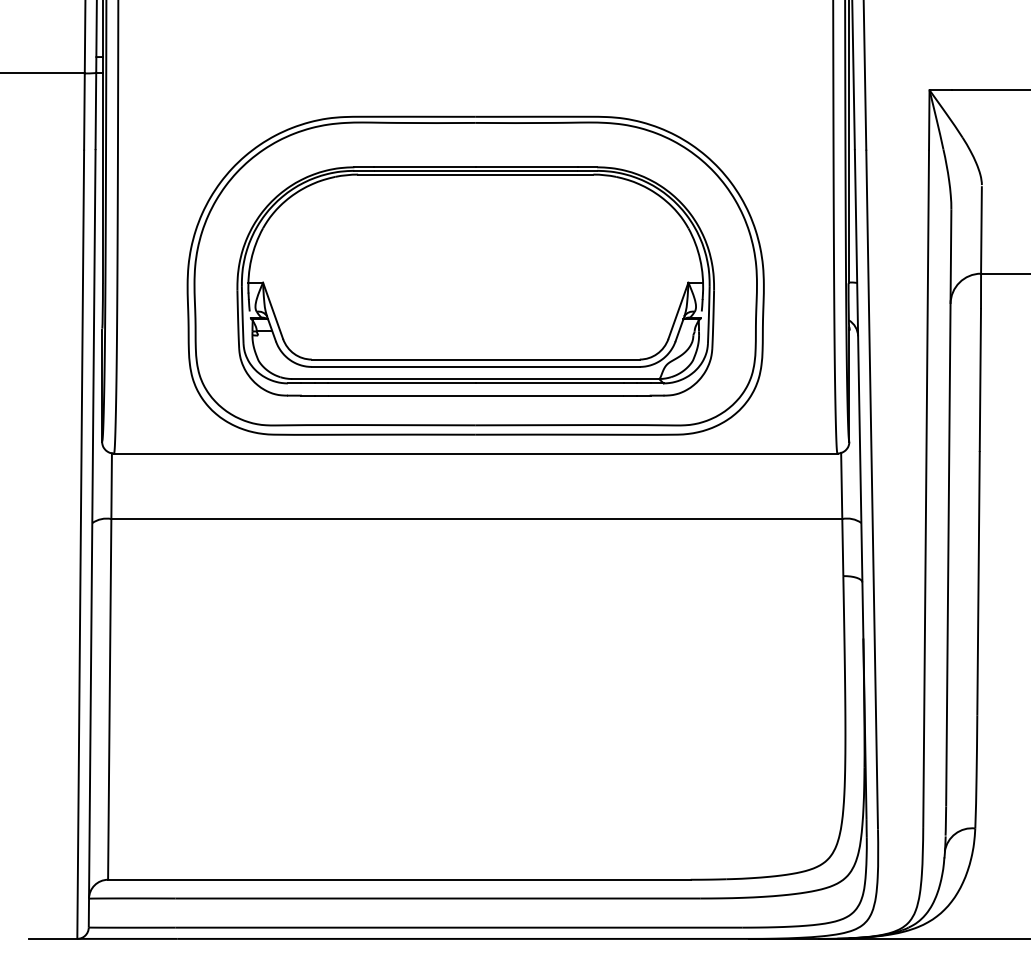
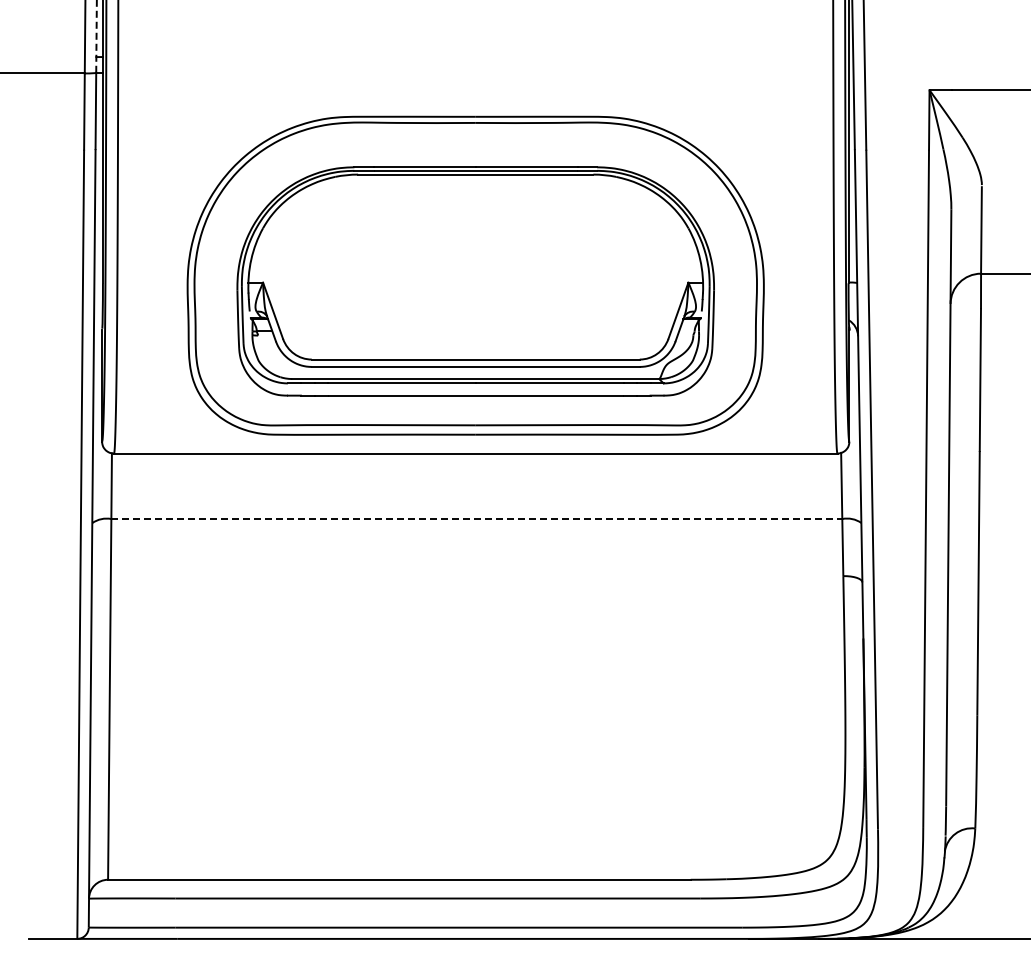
line: solid -> dashed (96, 36)
line: solid -> dashed (477, 519)
